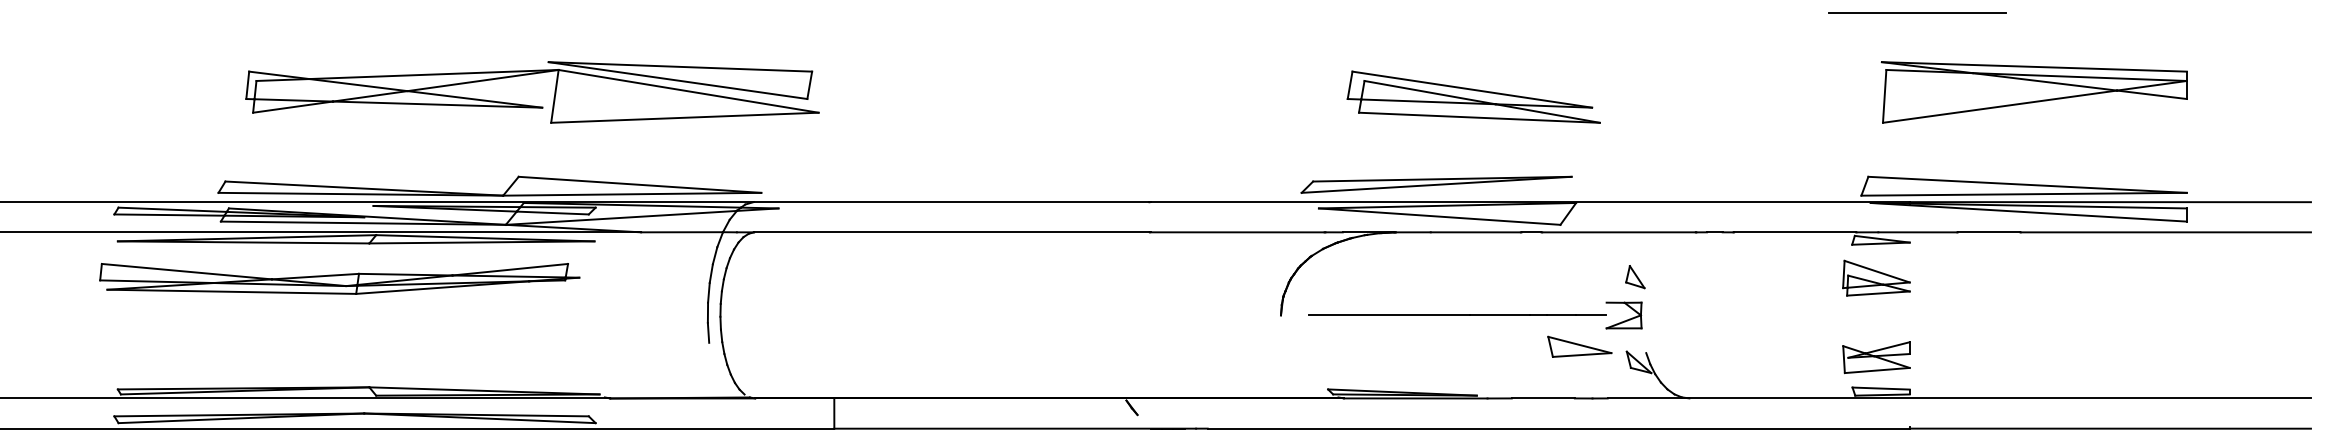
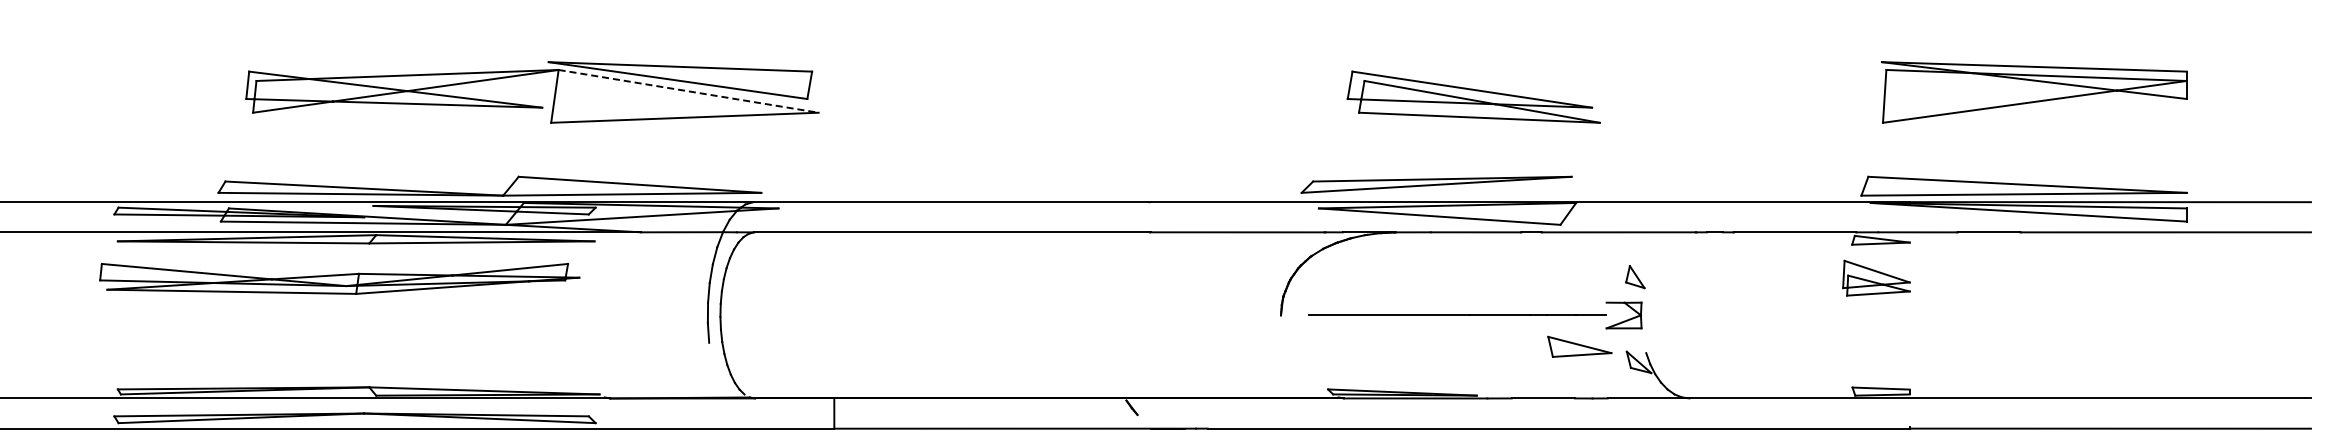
line: present -> none (1917, 13)
line: solid -> dashed (688, 91)
part: present -> none (1876, 357)
